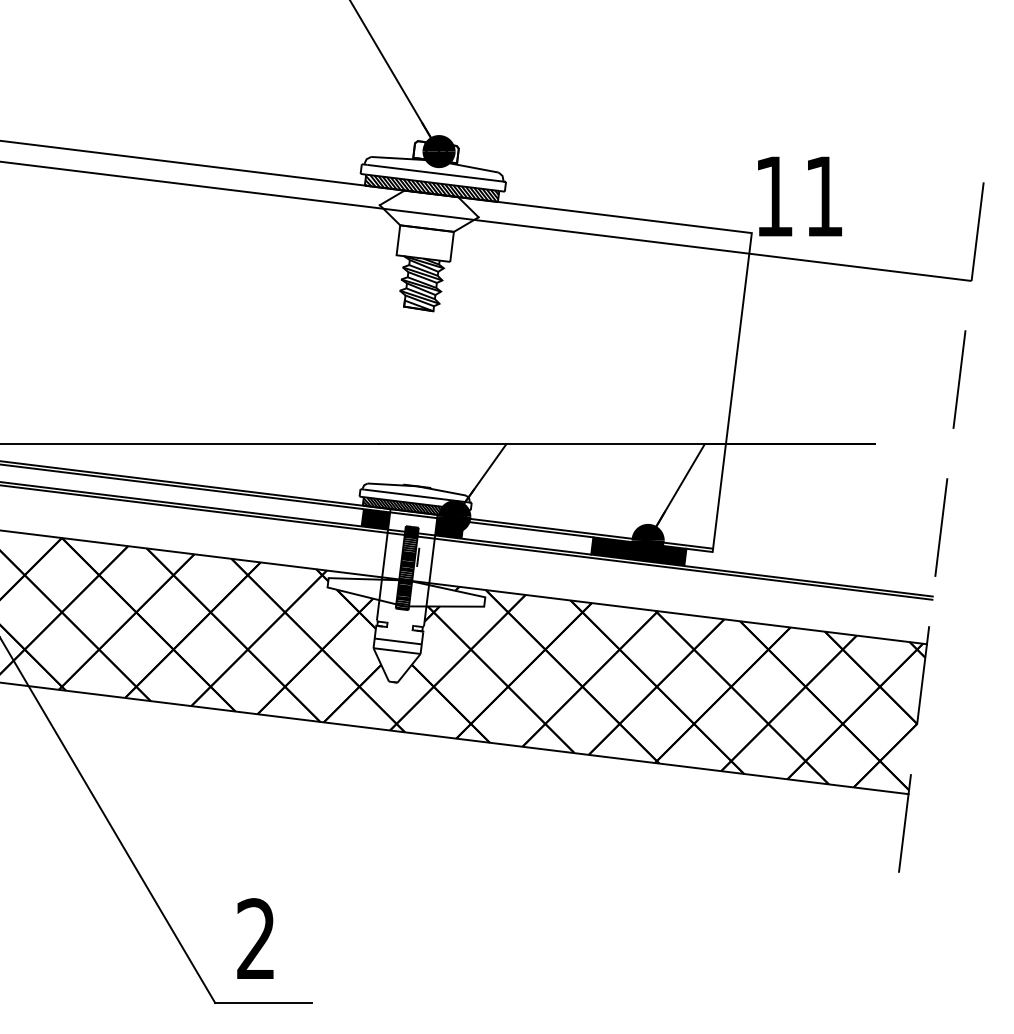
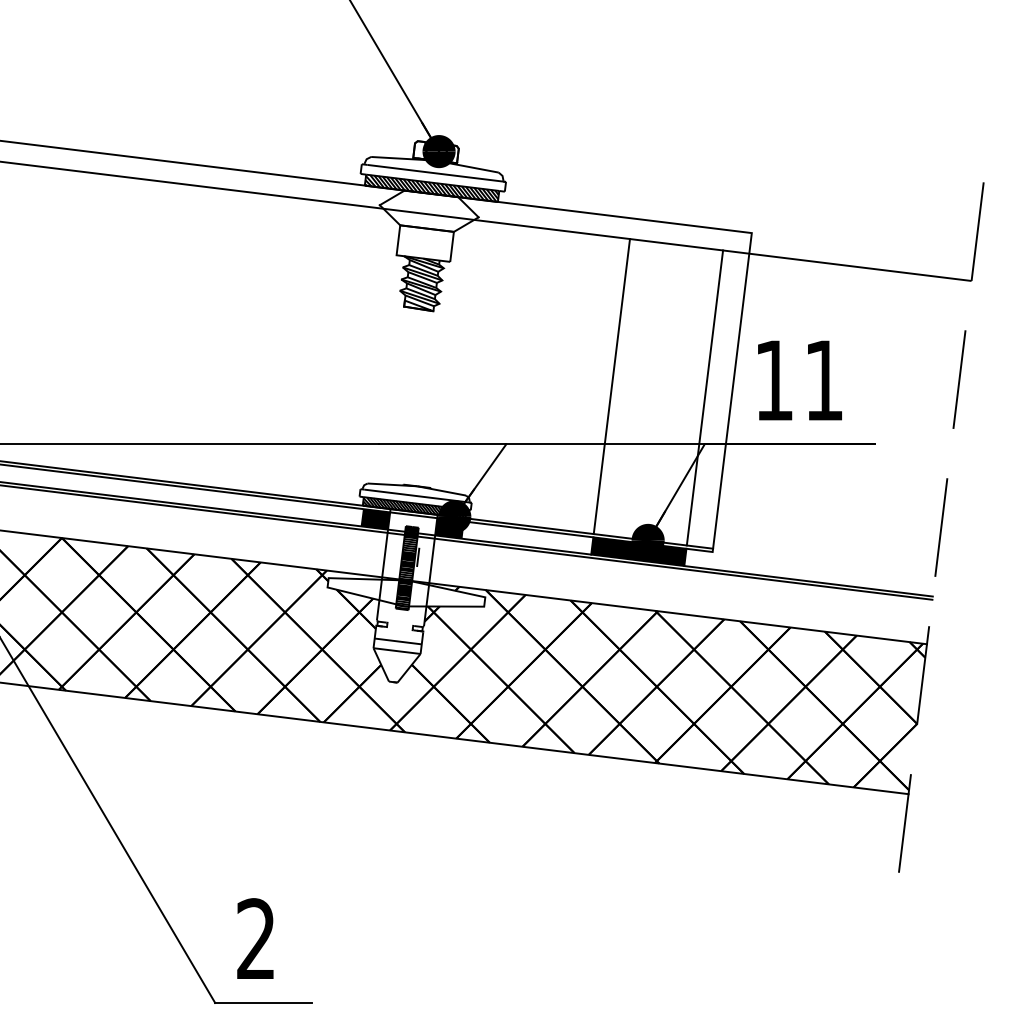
text position: (799, 196) -> (799, 380) (799, 380)
line: none -> present (611, 386)
line: none -> present (704, 397)
